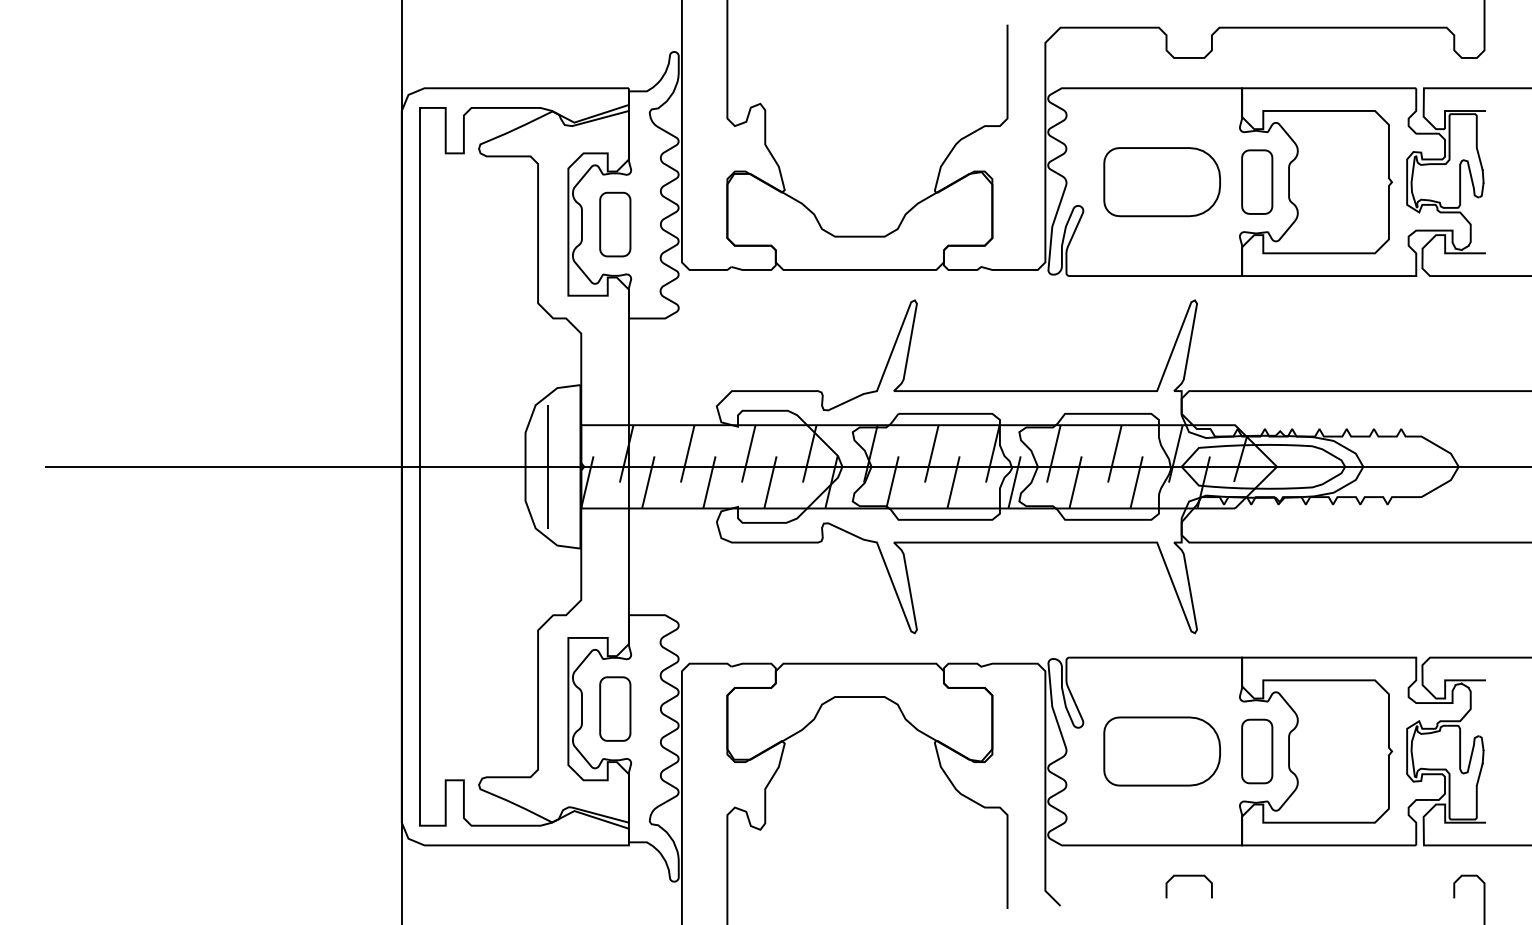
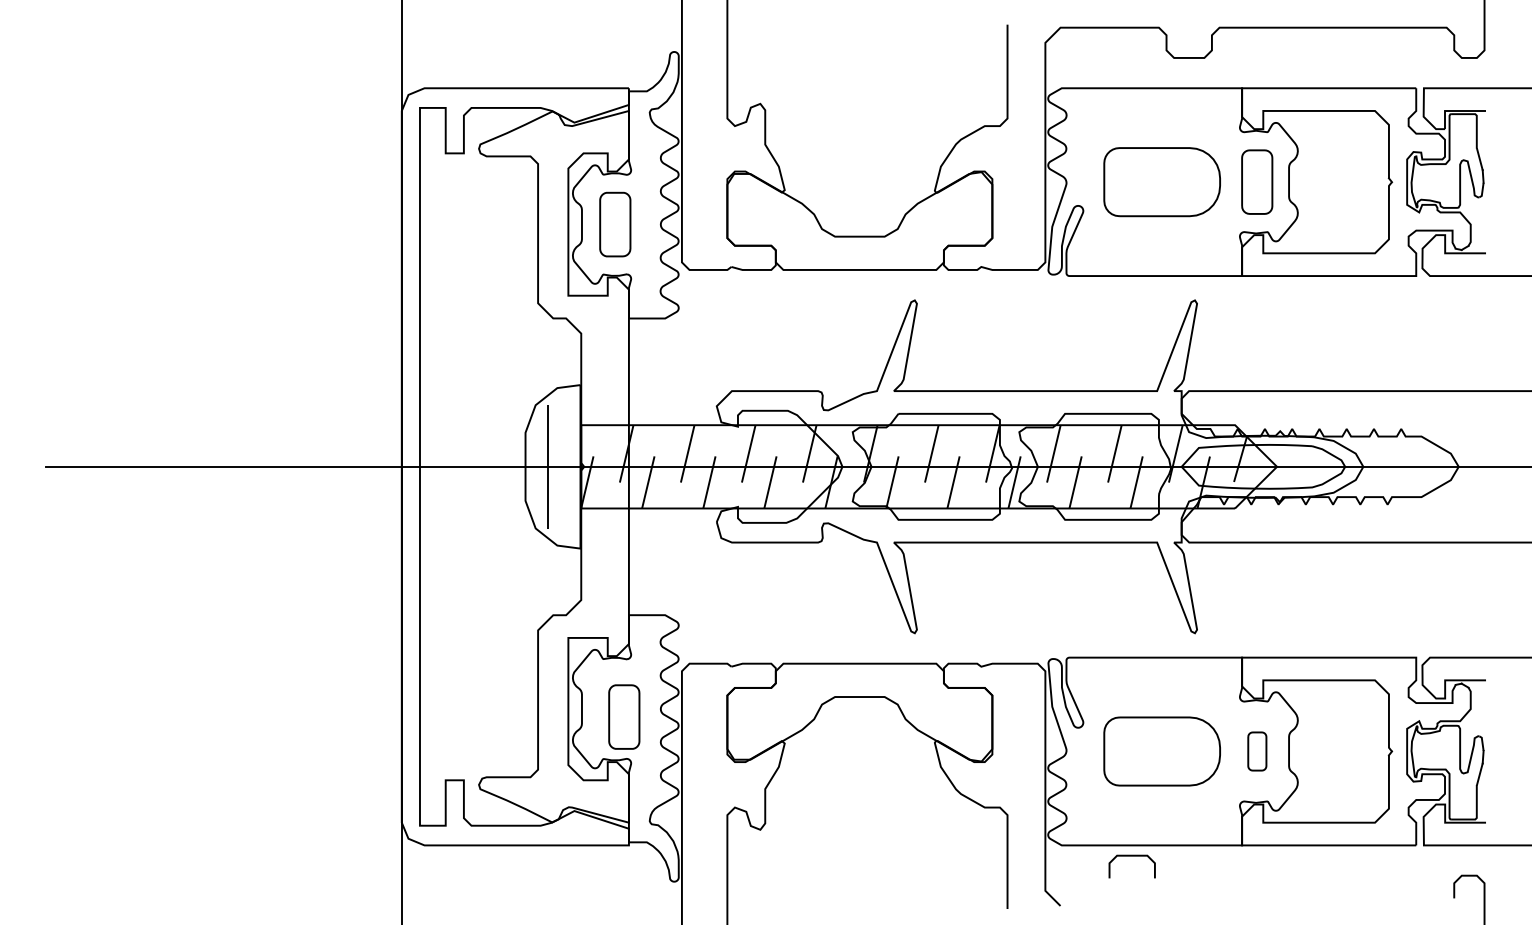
part position: (615, 708) -> (624, 716) (624, 716)
part size: 33x67 px -> 21x41 px (1257, 751)
curve position: (1188, 876) -> (1131, 856) (1131, 856)
